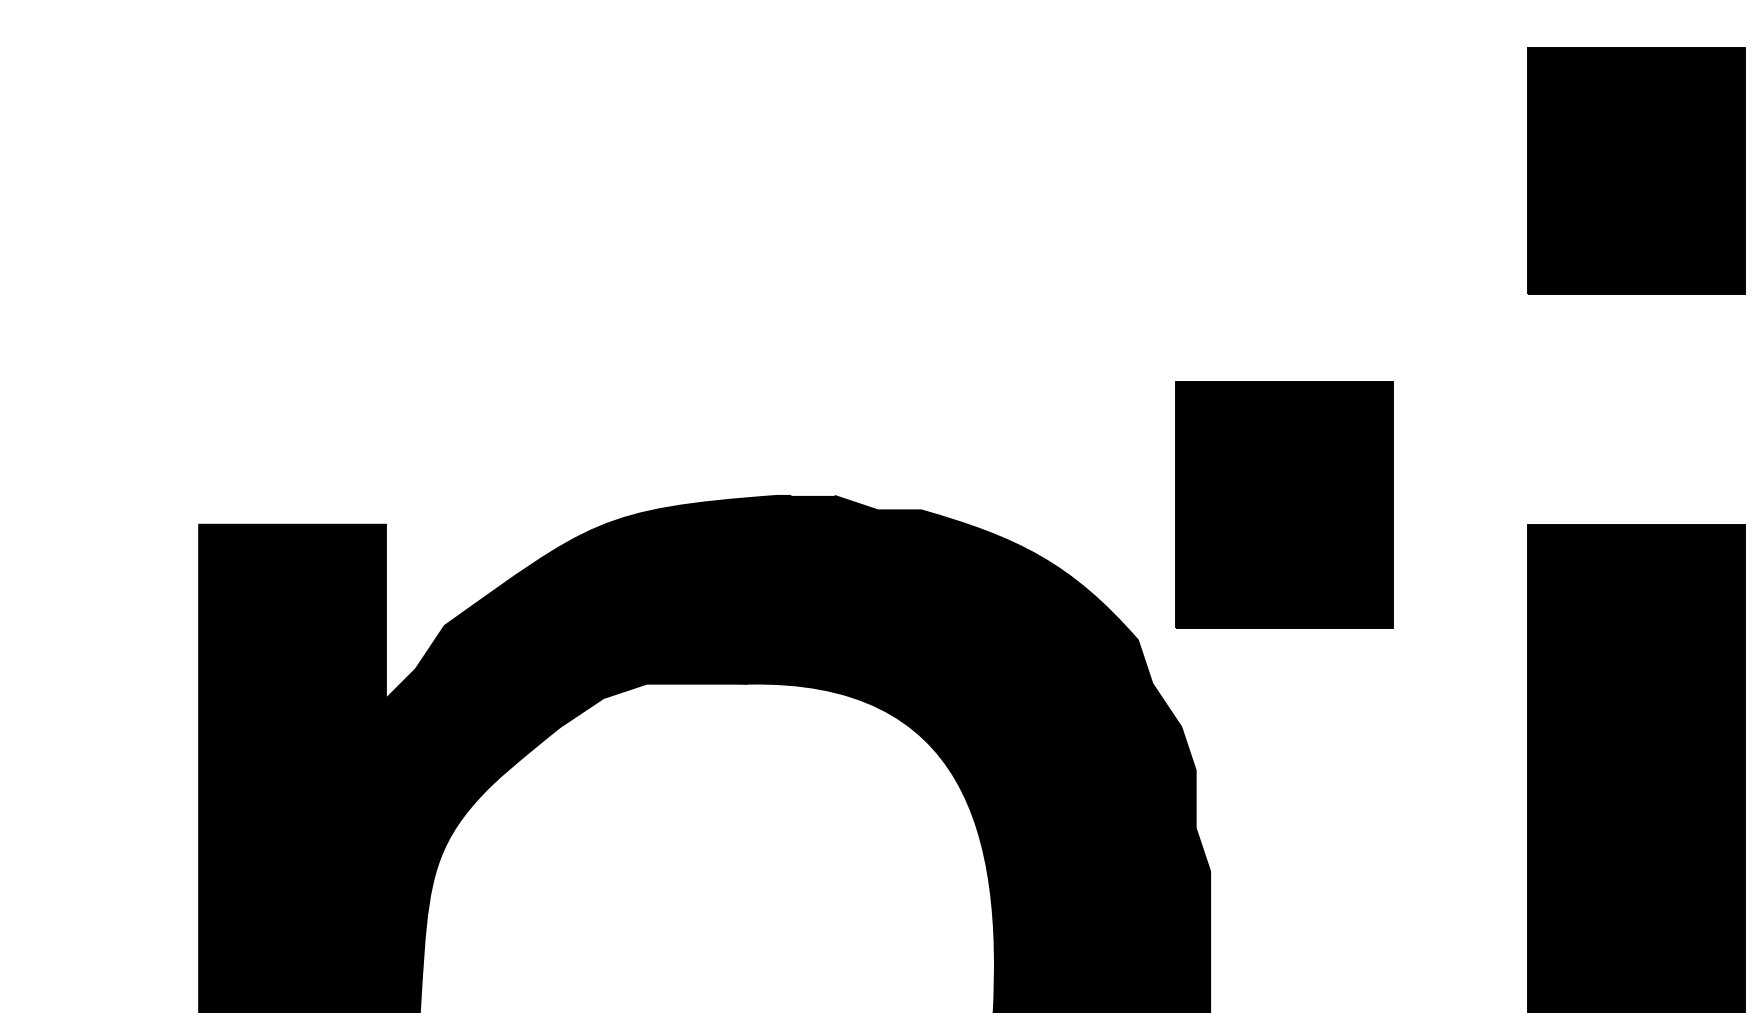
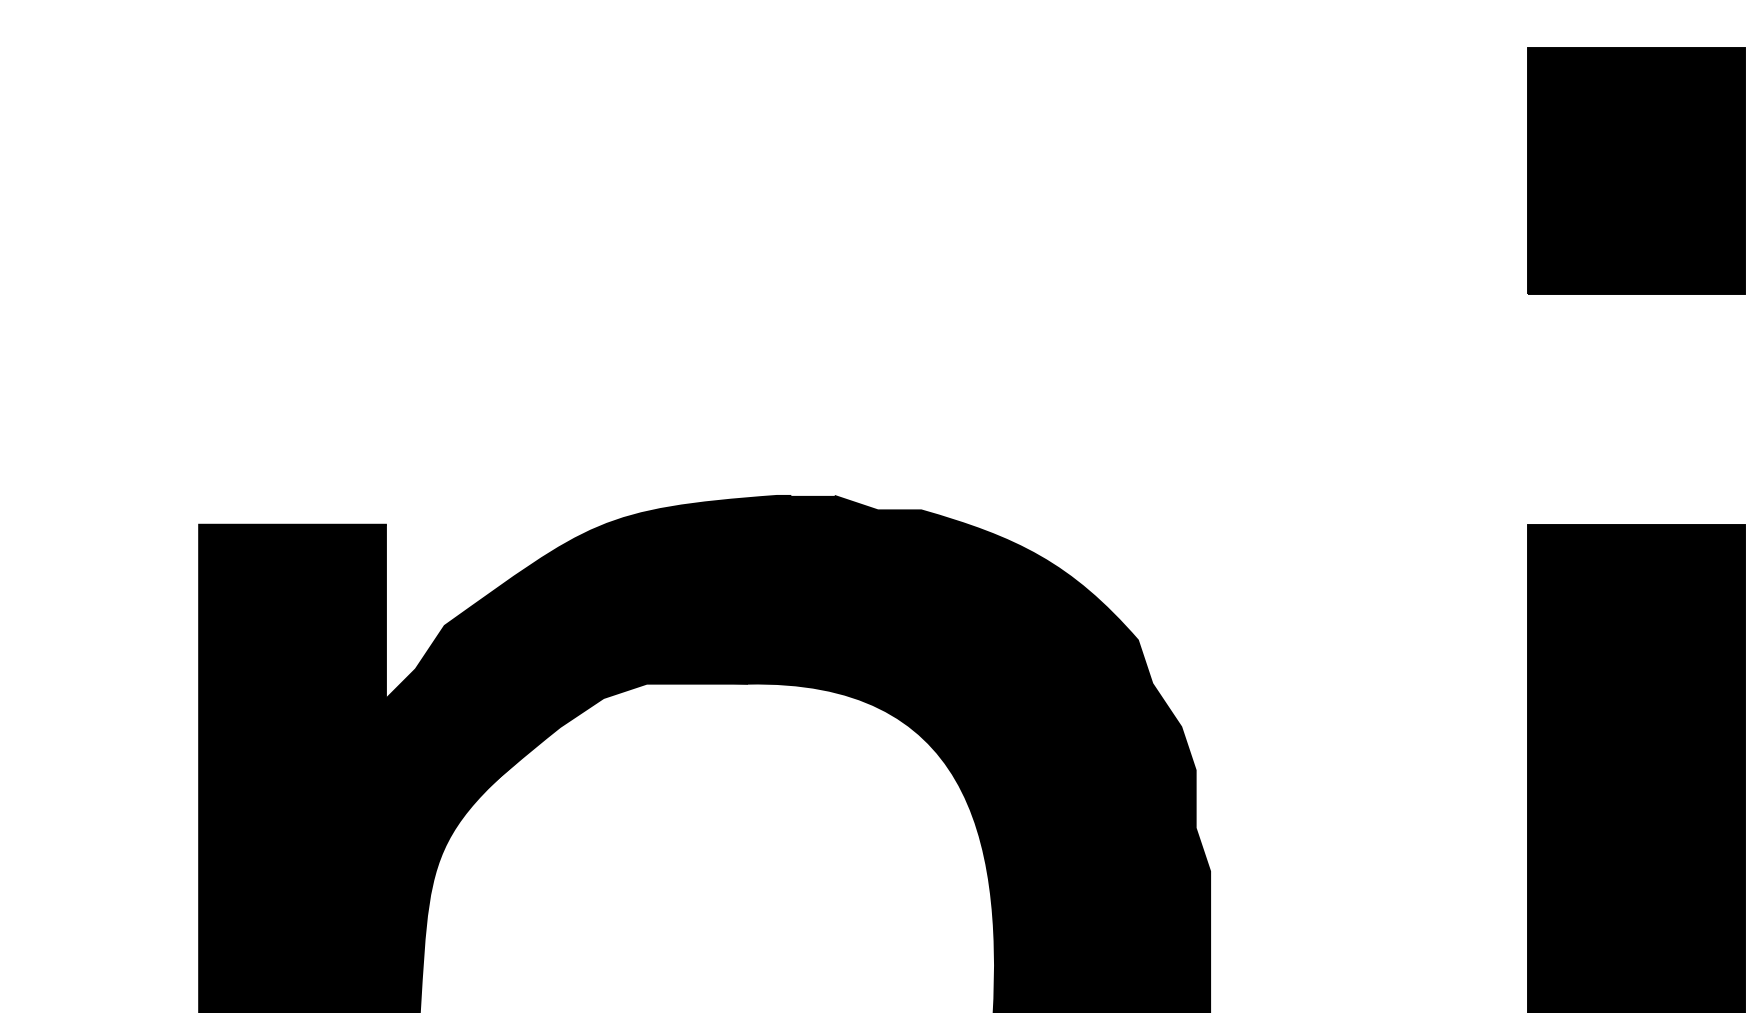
part: present -> none (1284, 504)
